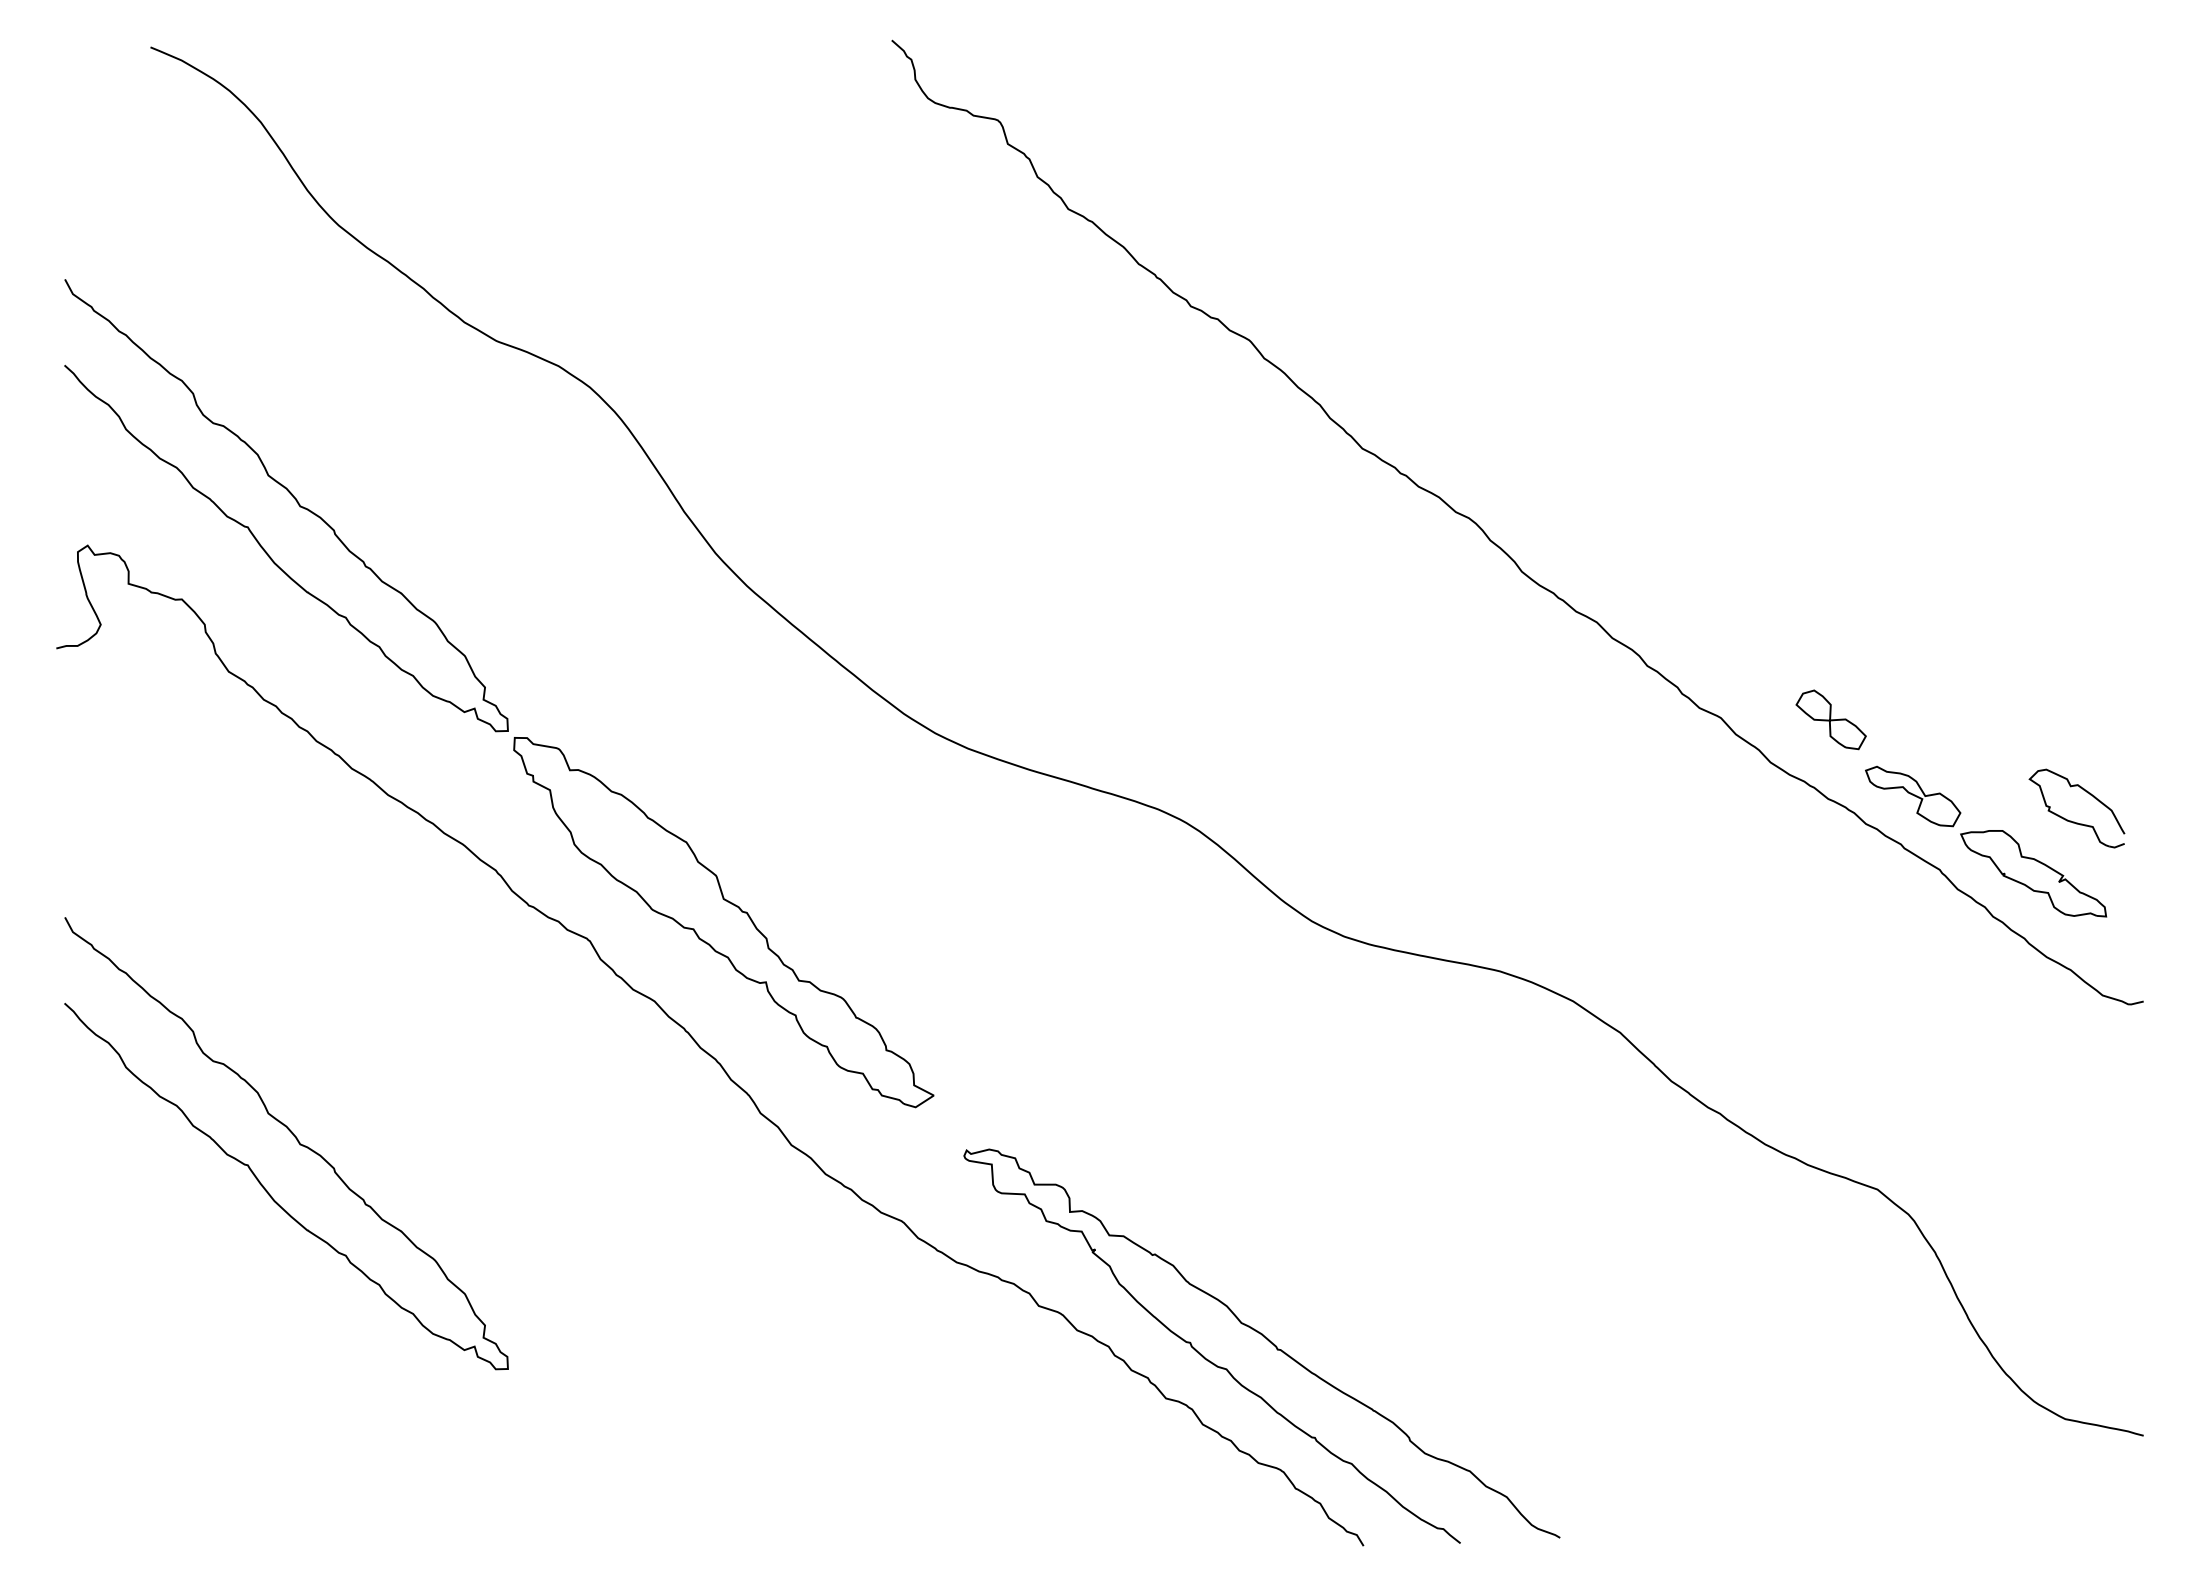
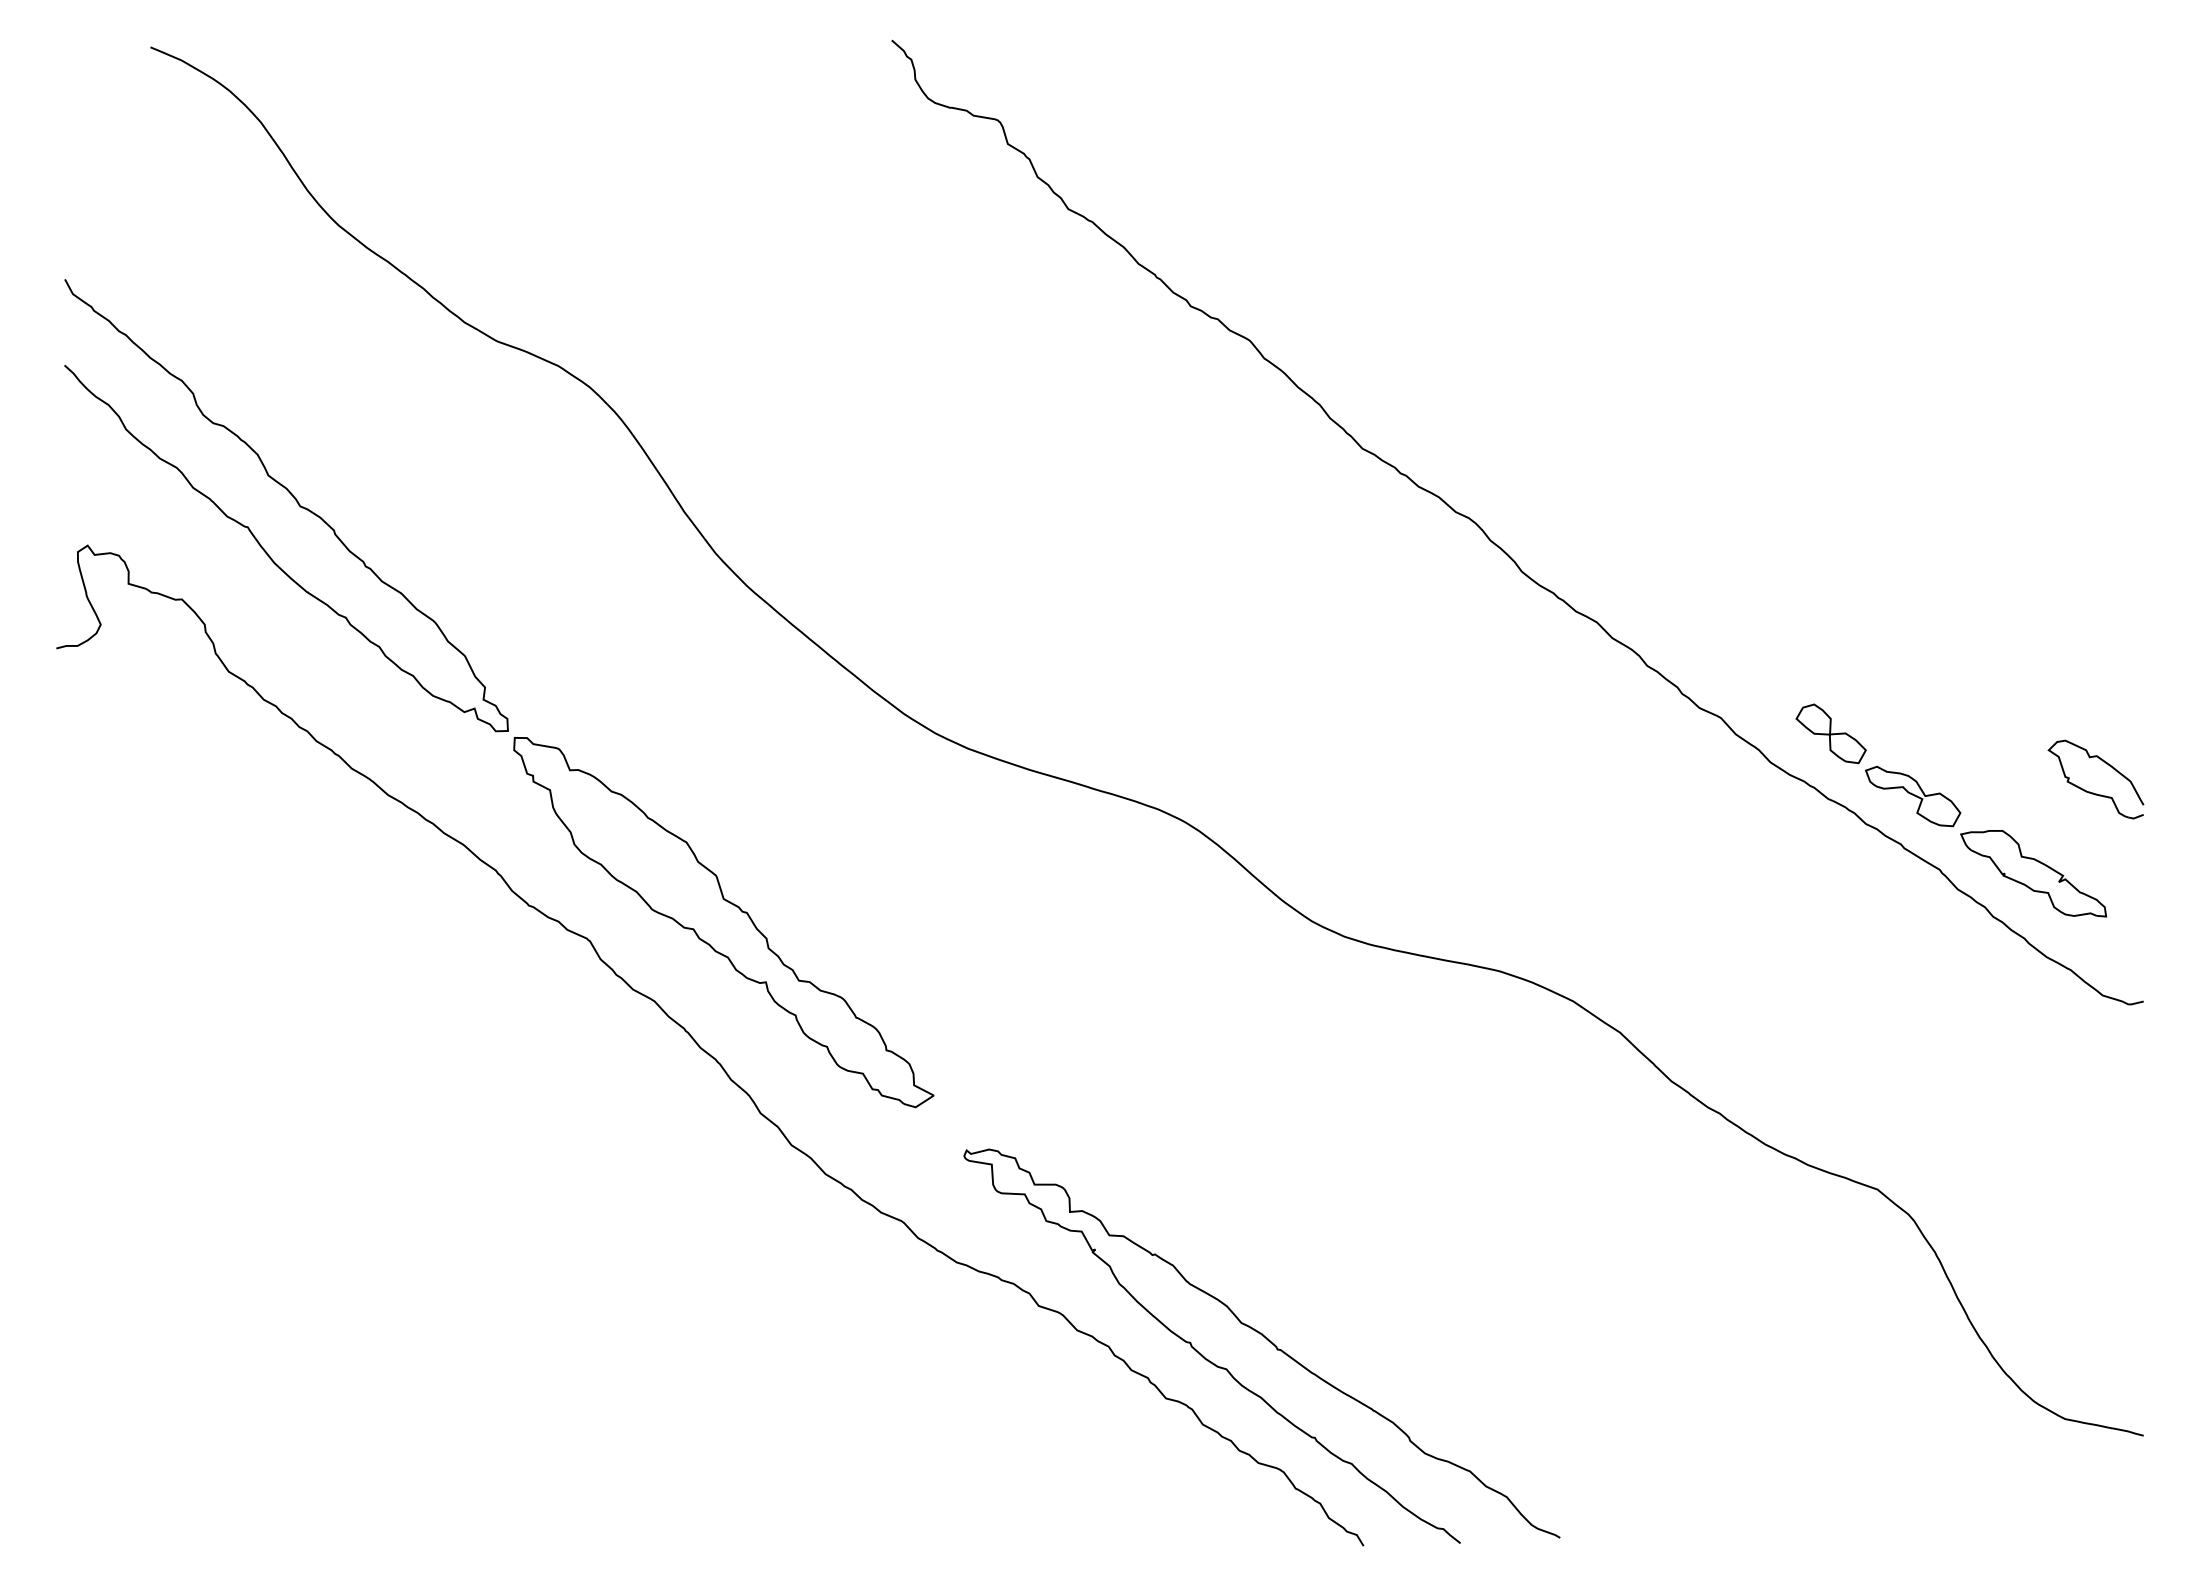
part position: (1830, 719) -> (1830, 733) (1830, 733)
part position: (2071, 820) -> (2090, 791) (2090, 791)
curve: present -> none (294, 1137)
